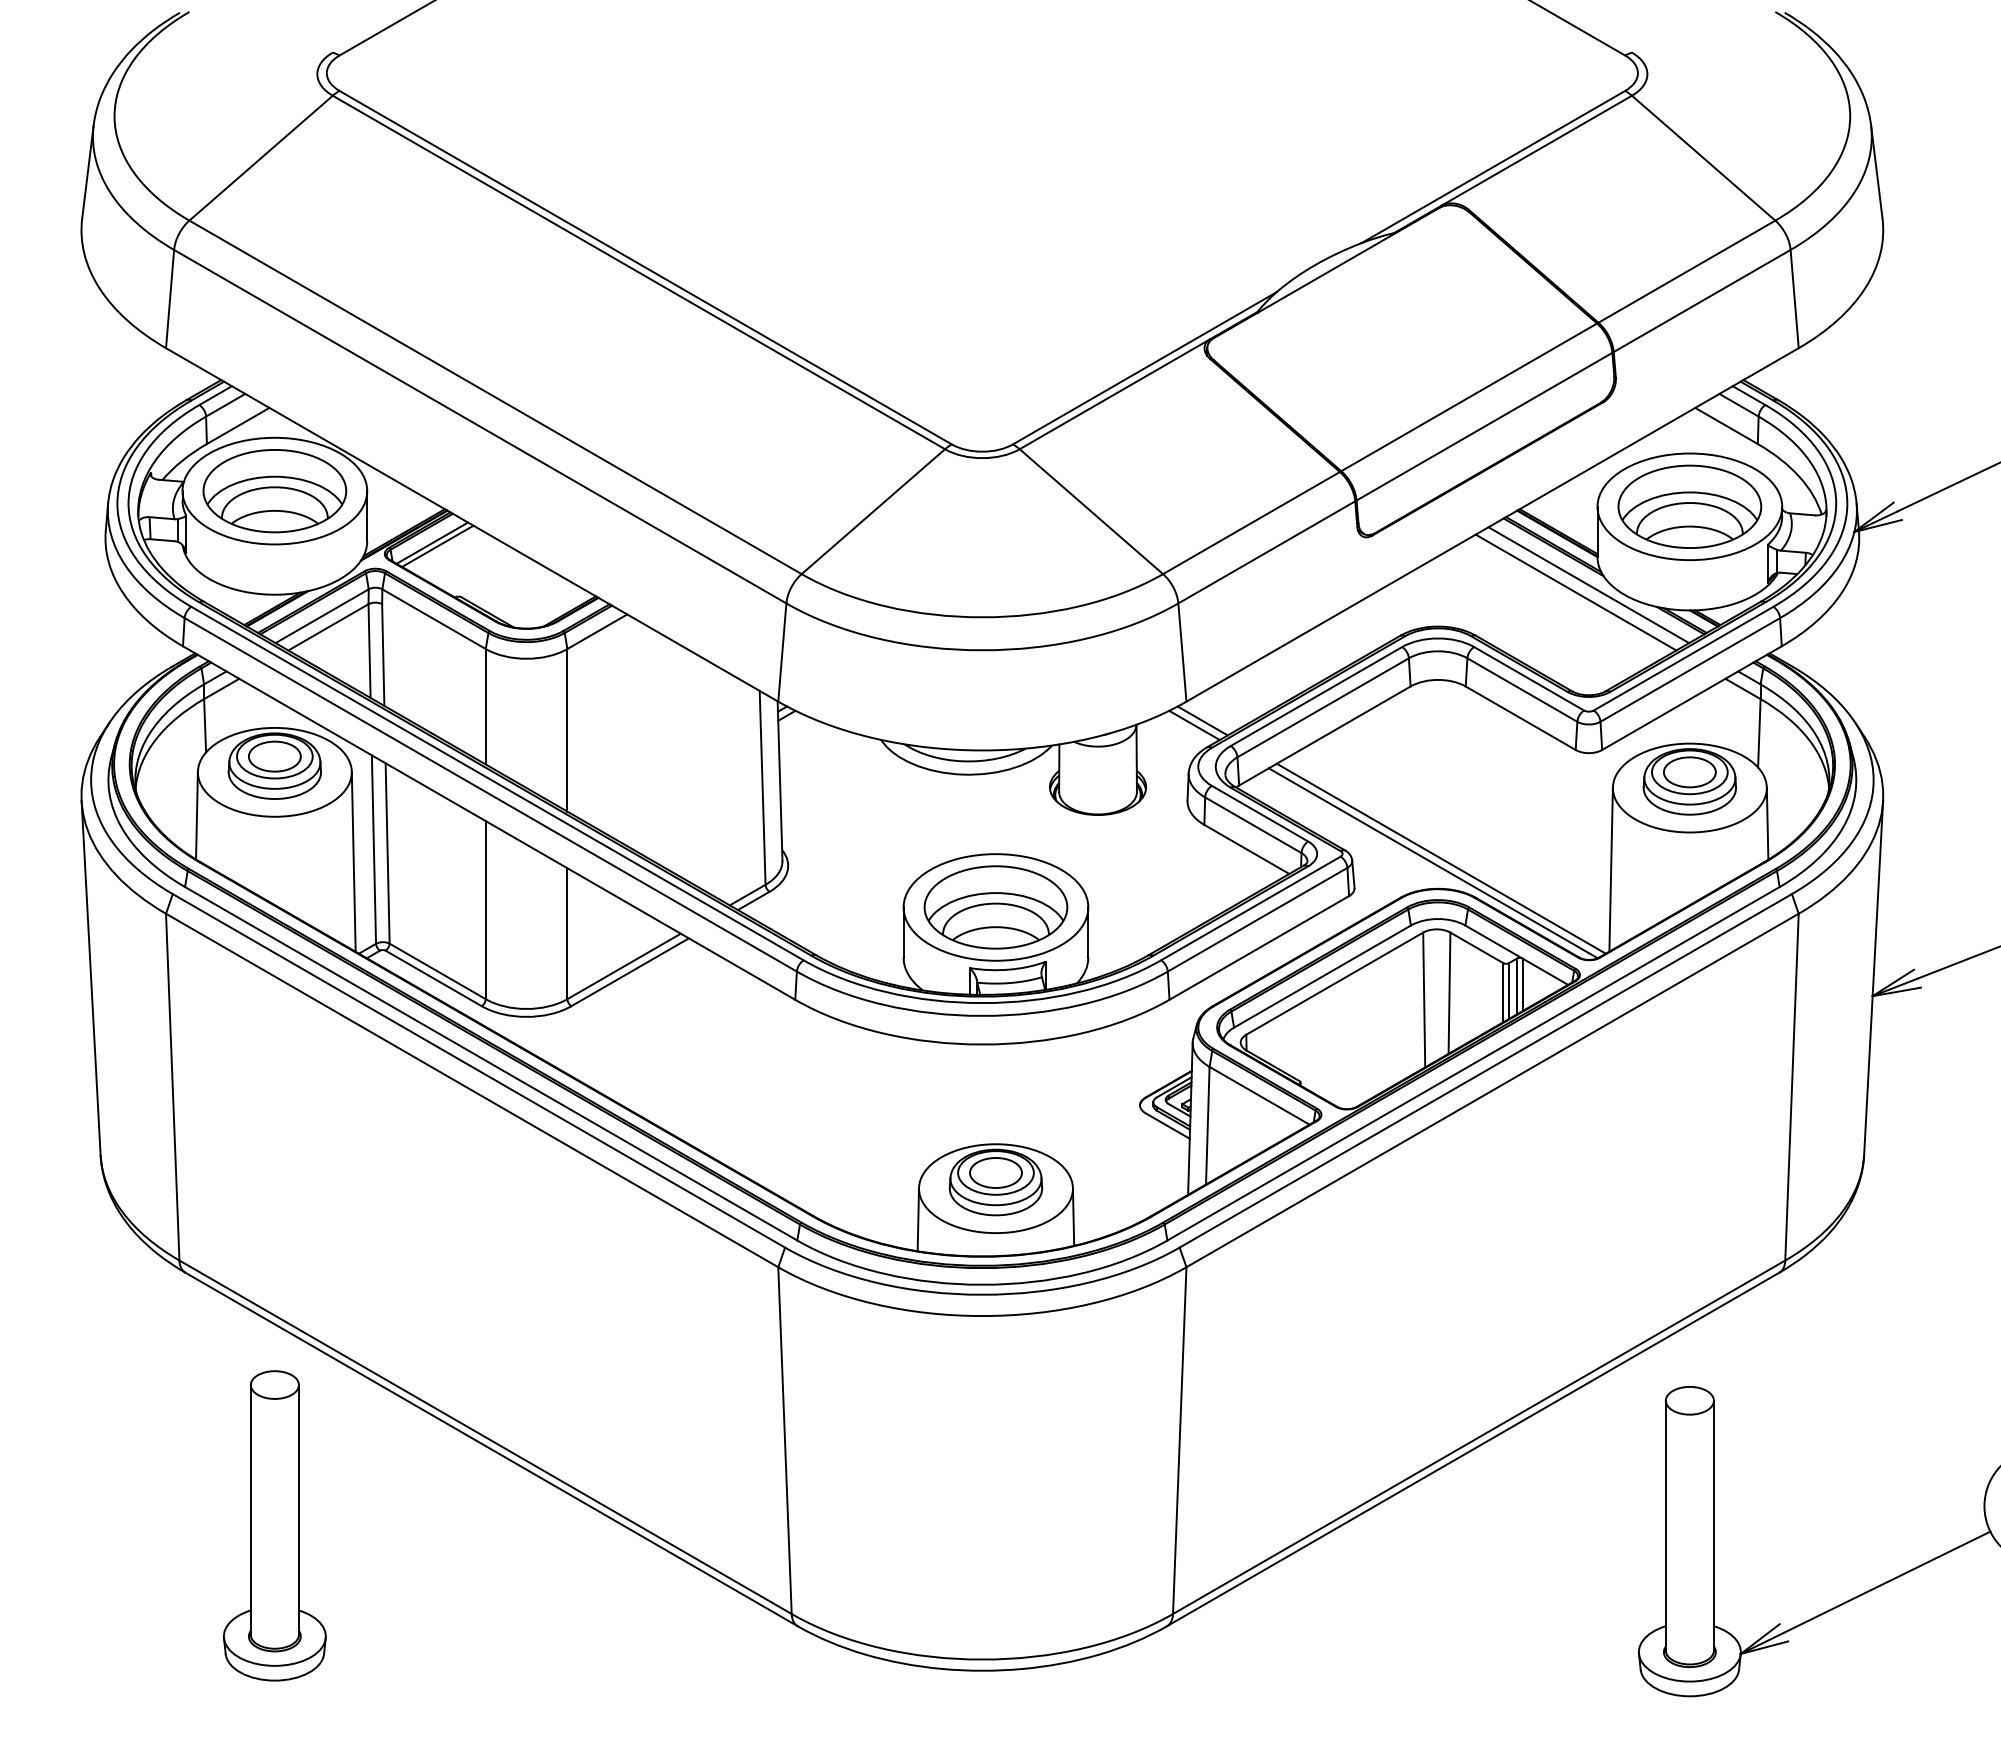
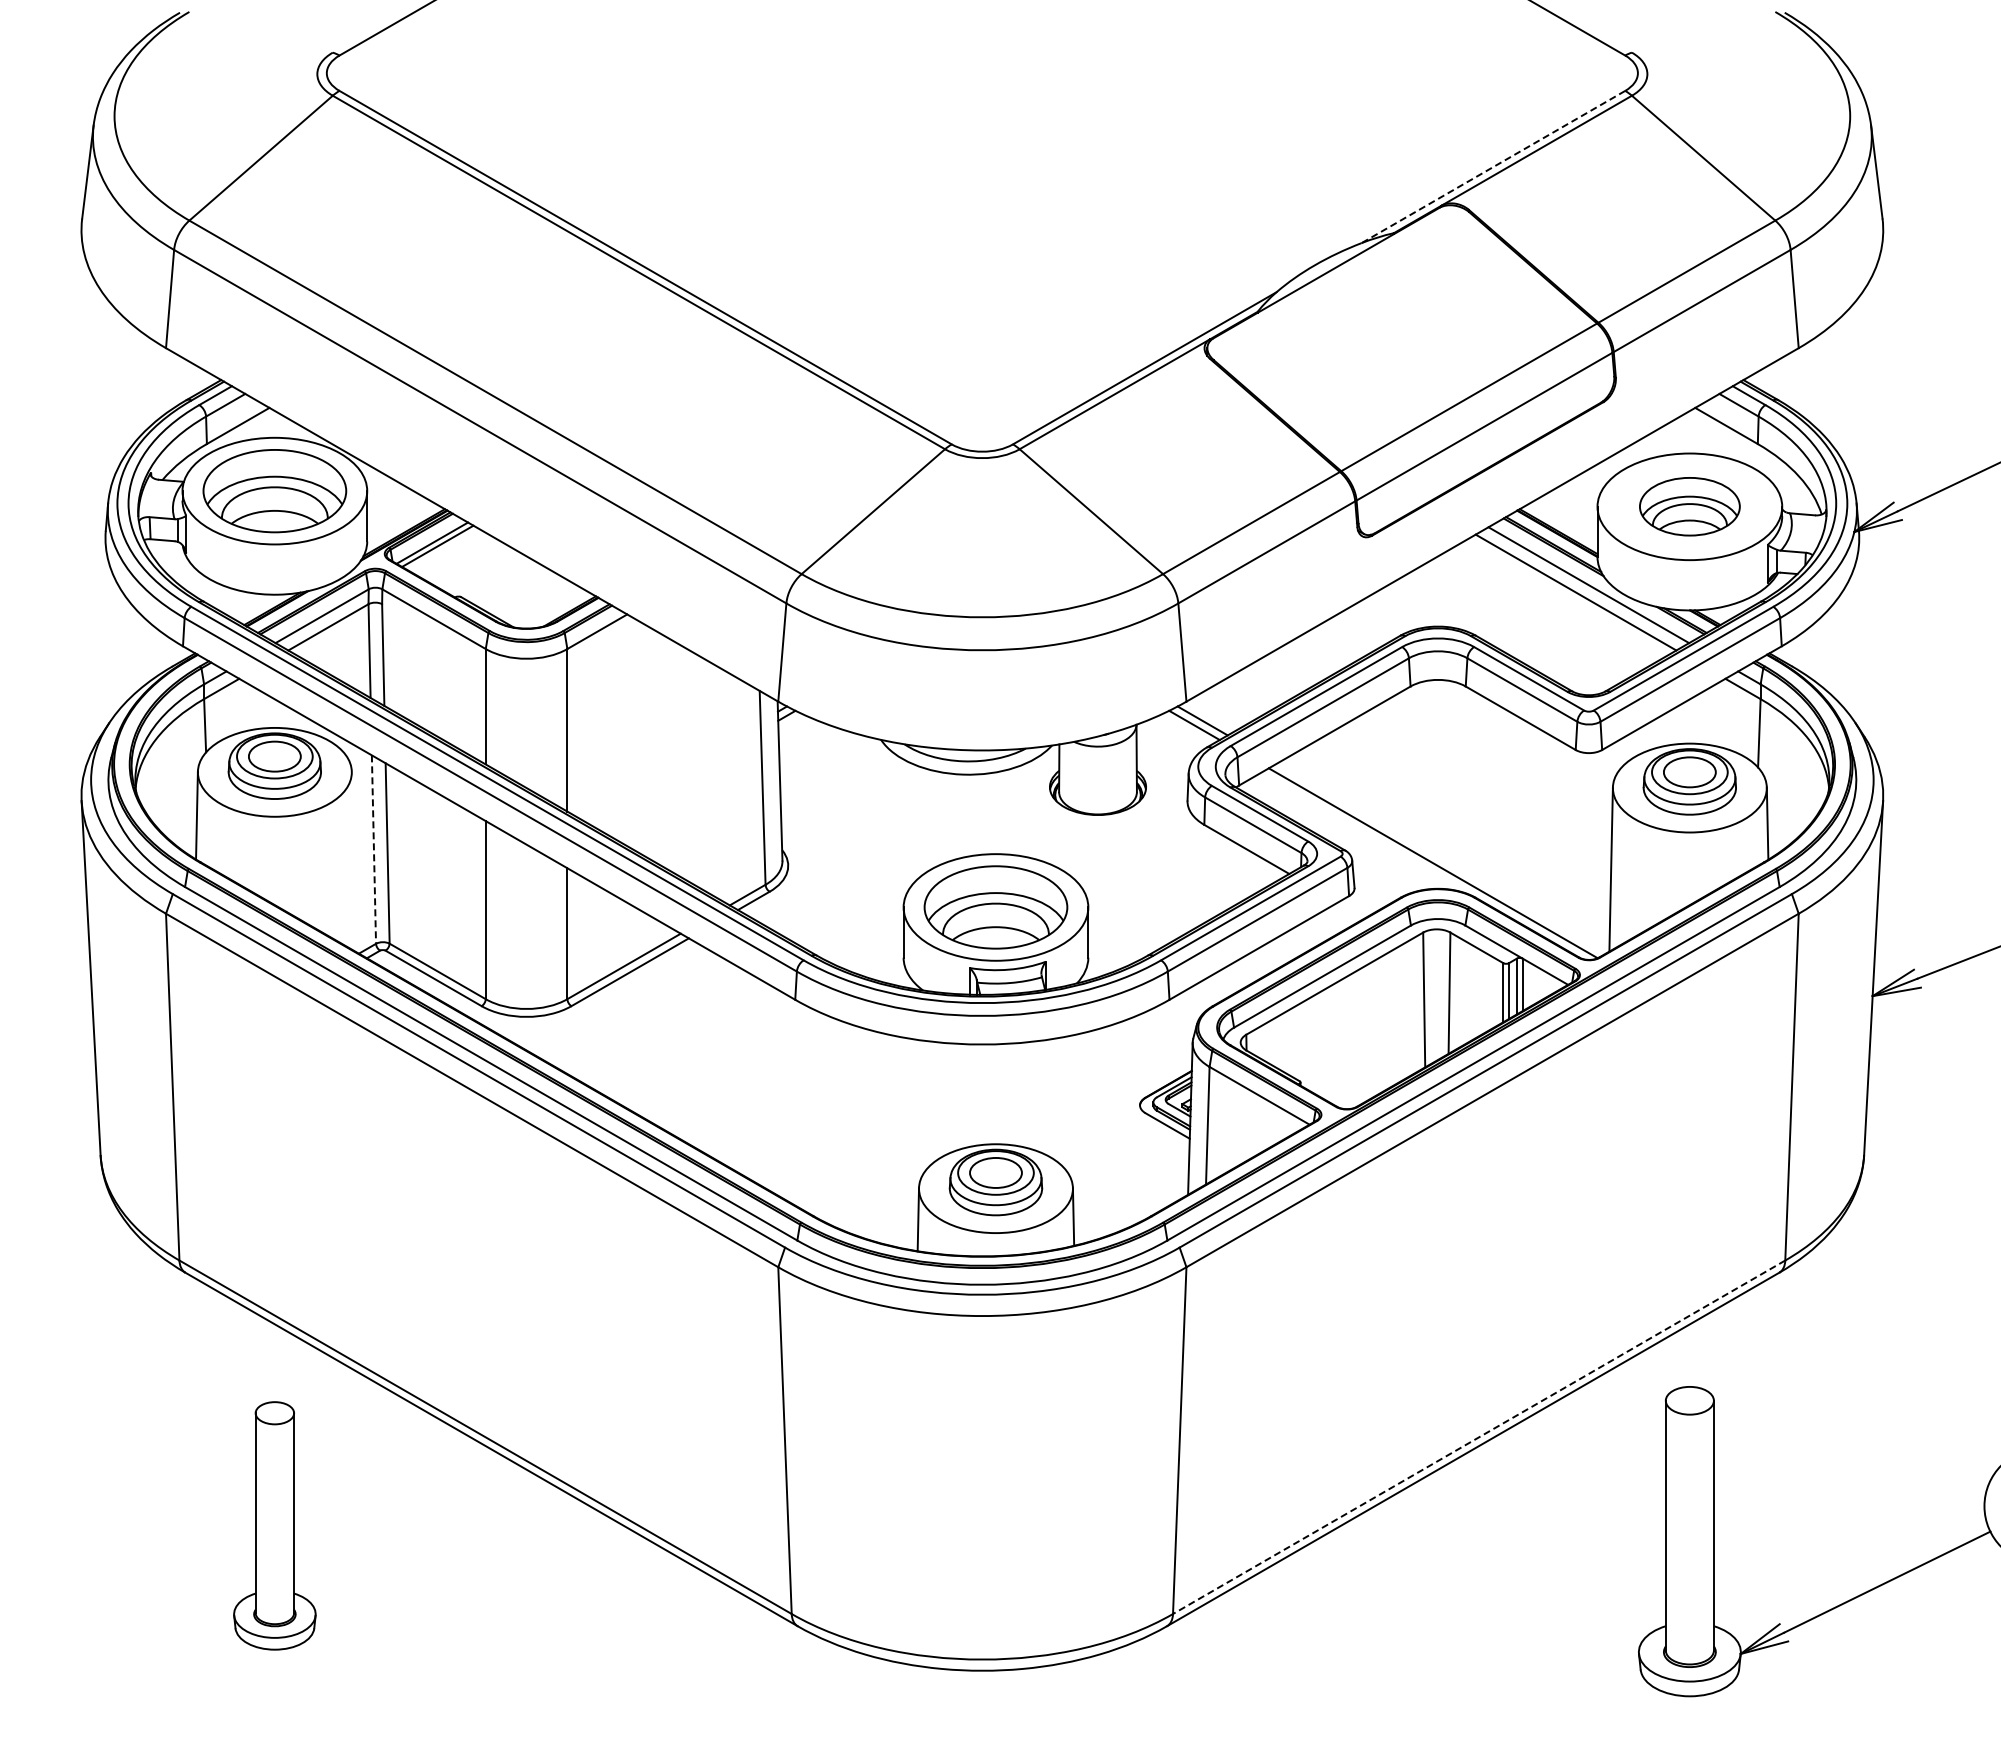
line: solid -> dashed (1492, 167)
part size: 146x85 px -> 102x60 px (1689, 506)
line: solid -> dashed (373, 850)
line: present -> none (1440, 858)
line: present -> none (353, 861)
line: solid -> dashed (1478, 1437)
part size: 104x312 px -> 84x250 px (274, 1525)
